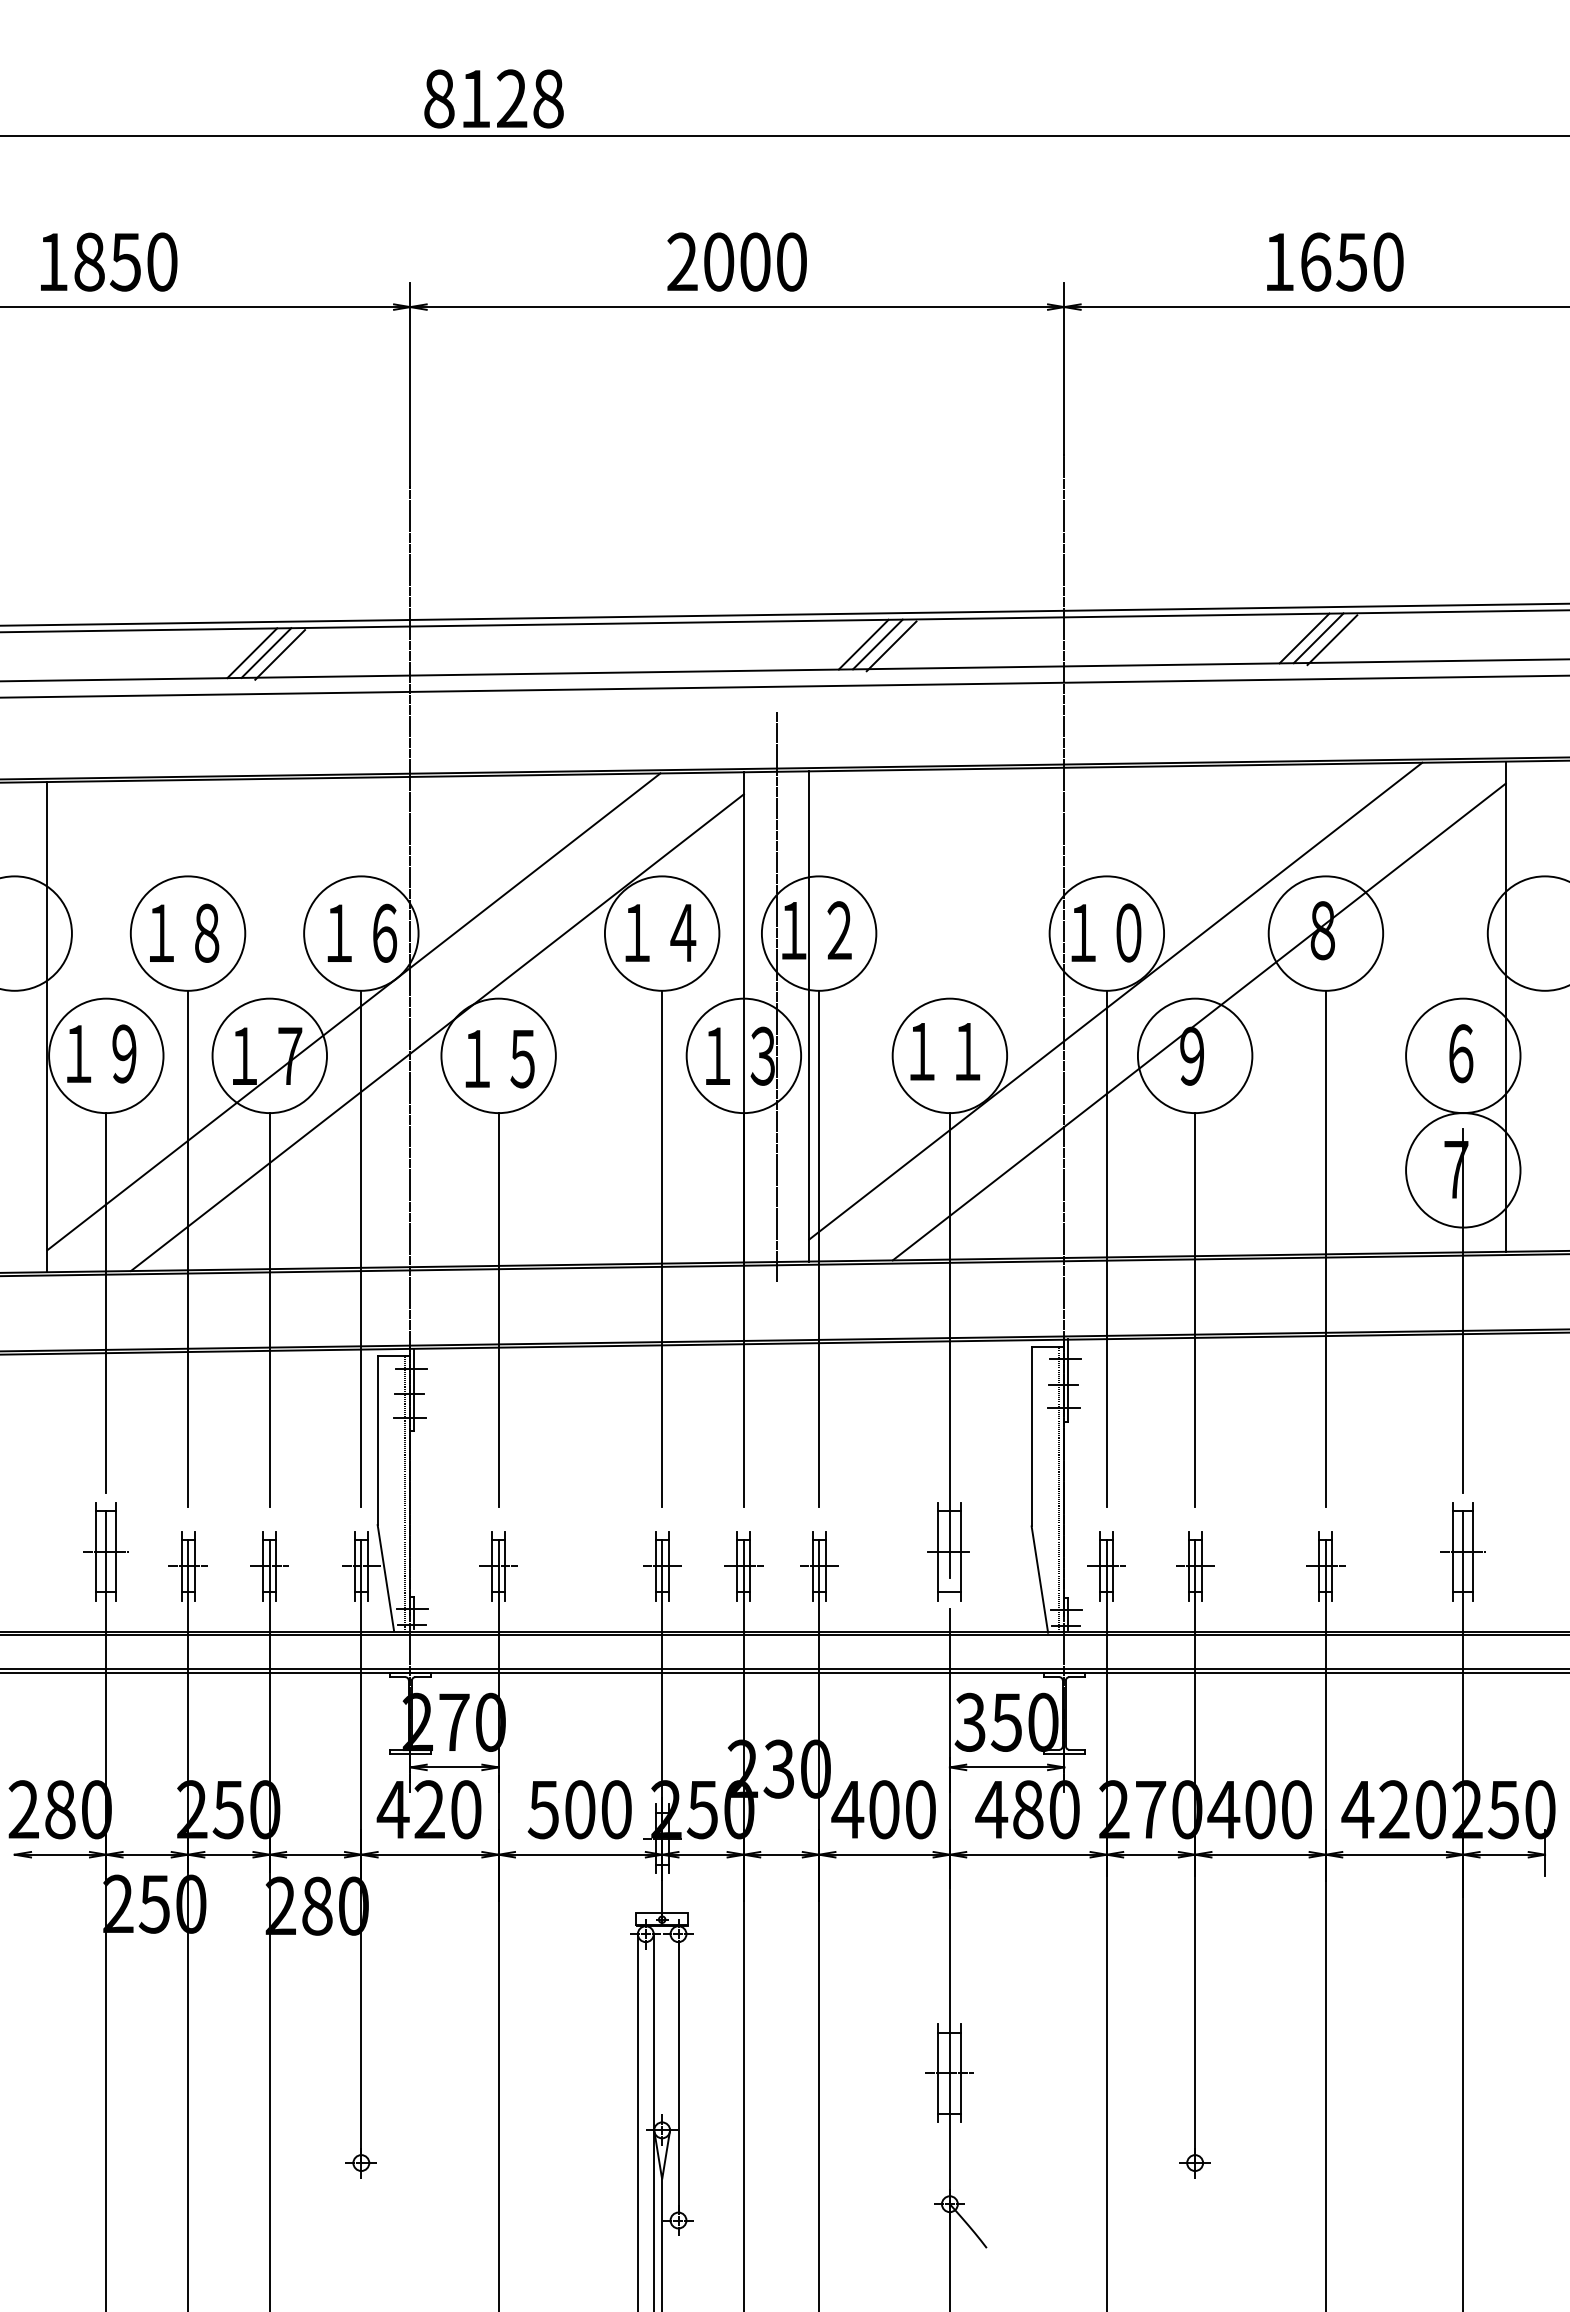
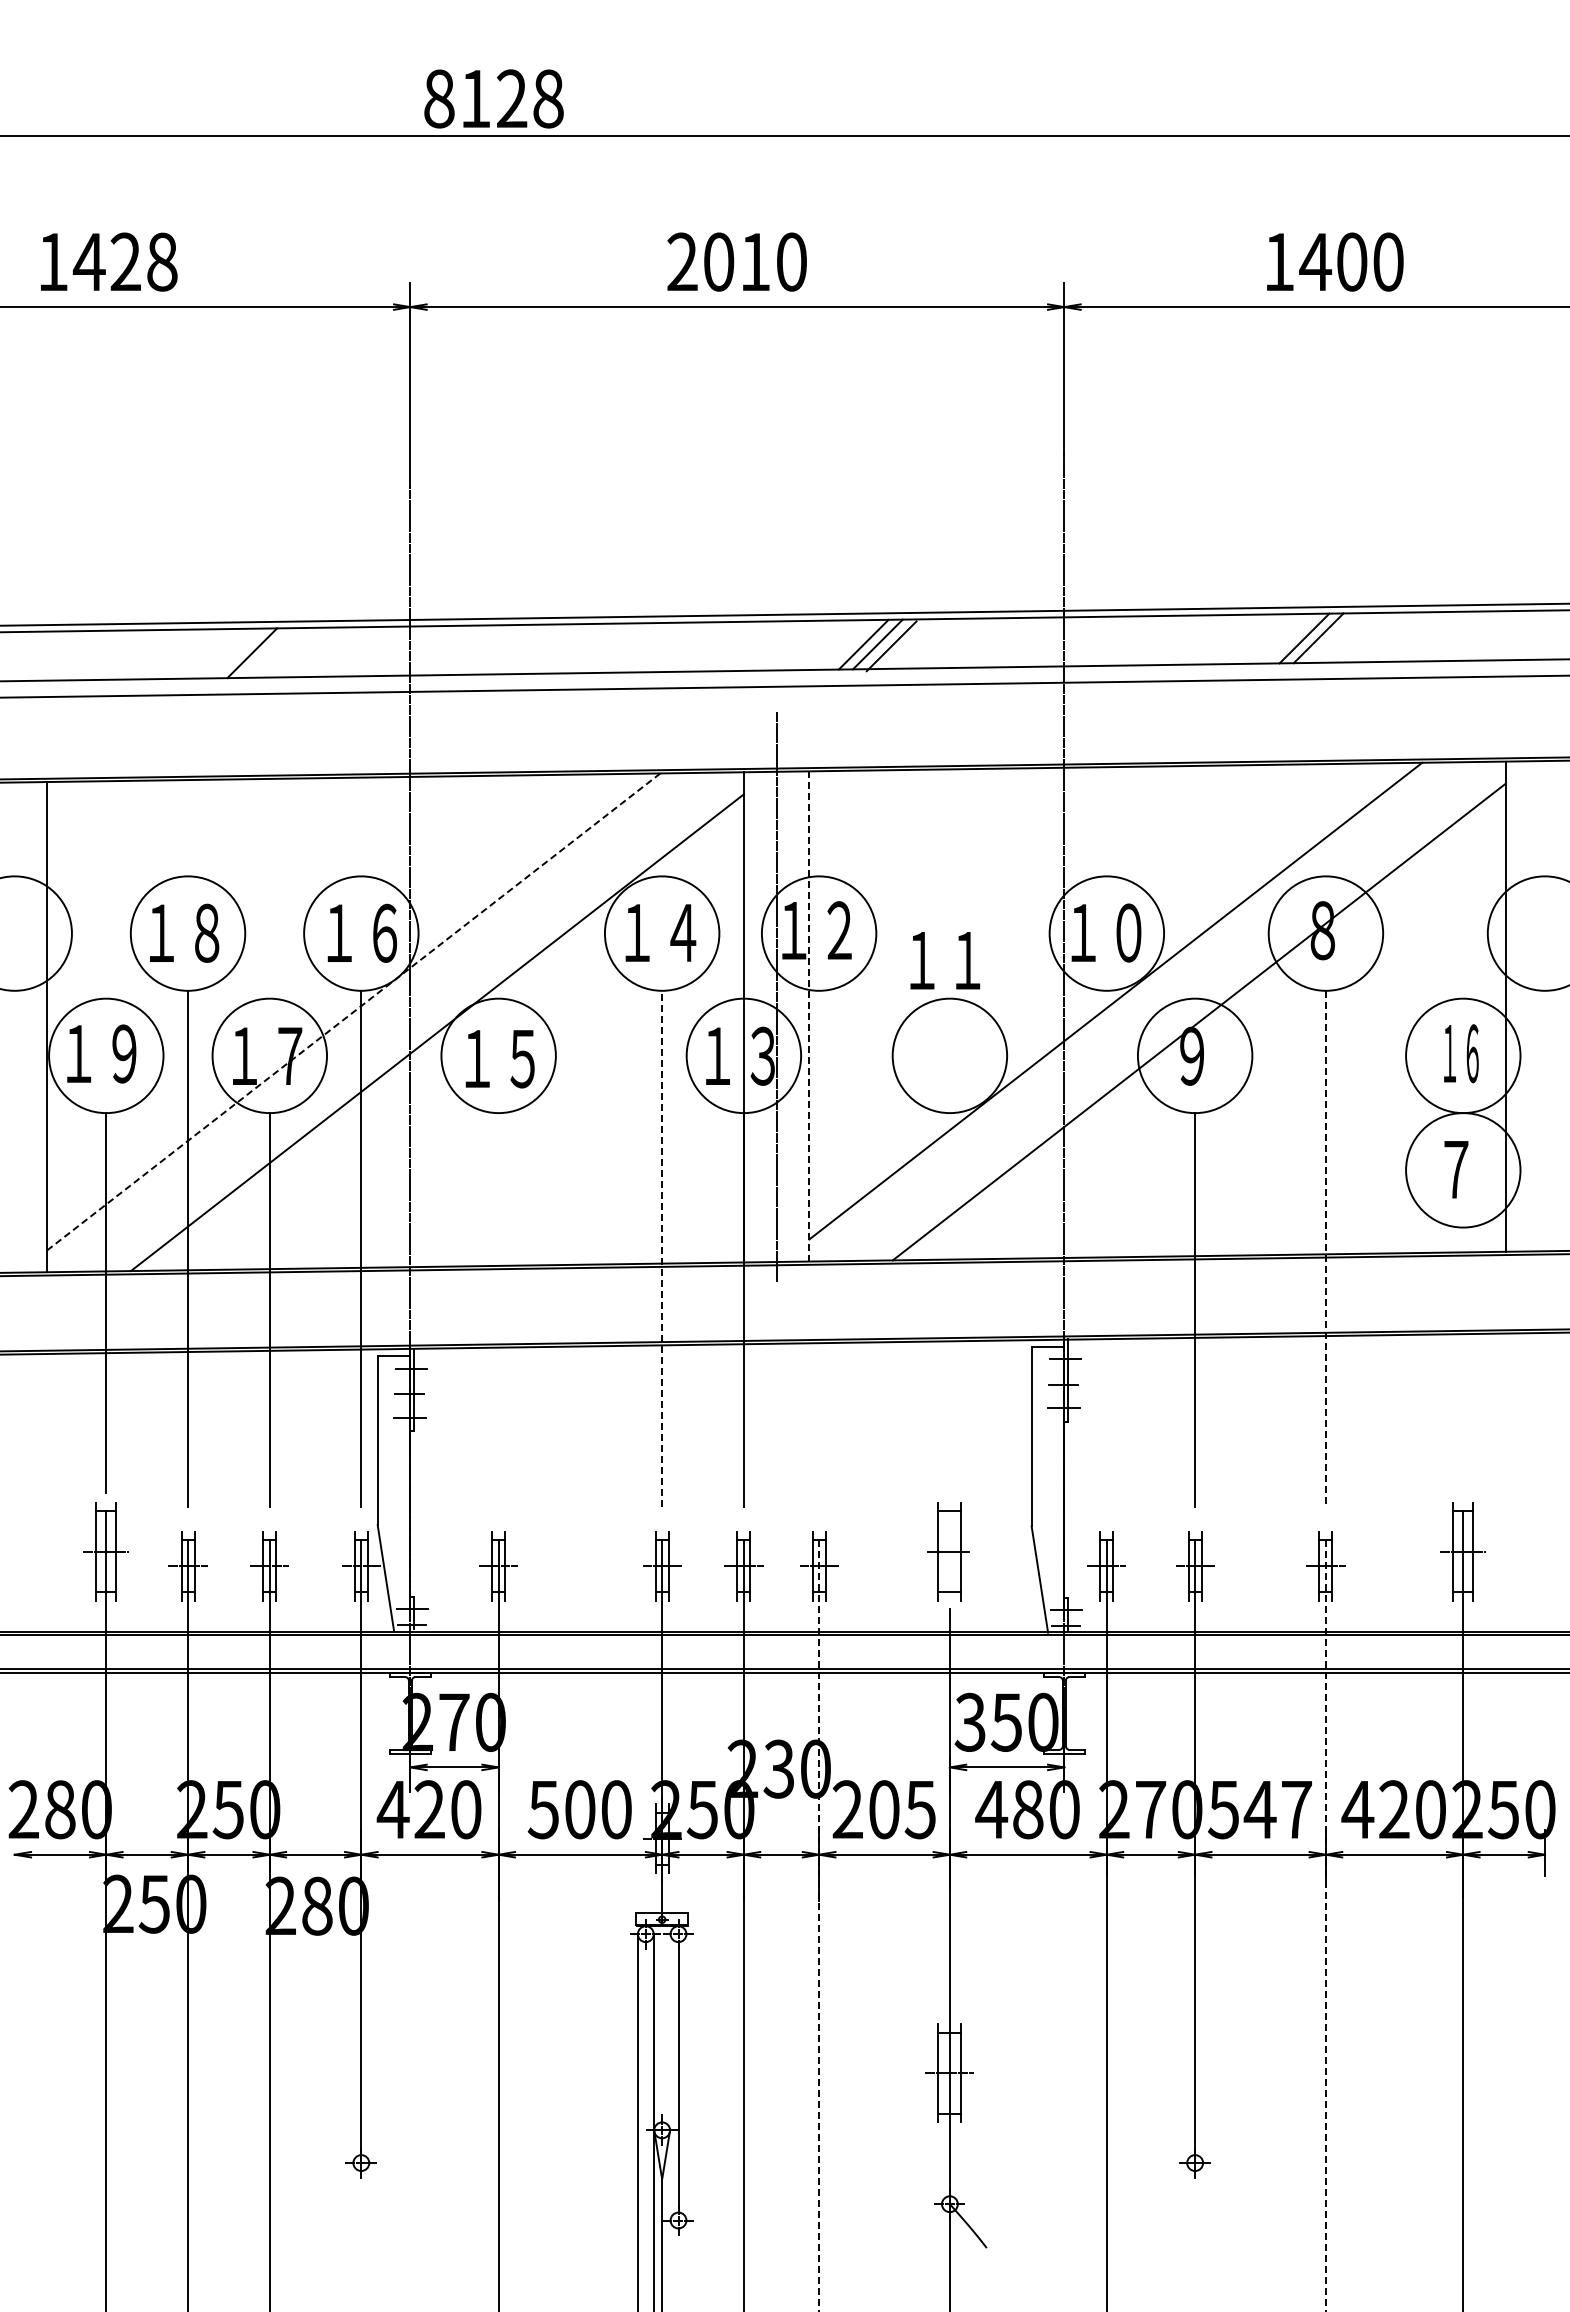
text: 1850 -> 1428 (124, 261)
text: 2000 -> 2010 (755, 261)
text: 1650 -> 1400 (1333, 261)
line: present -> none (1332, 640)
line: present -> none (266, 652)
line: present -> none (280, 654)
line: solid -> dashed (353, 1012)
line: solid -> dashed (809, 1016)
text position: (945, 1051) -> (945, 960) (945, 960)
text: ６ -> １６ (1461, 1053)
line: solid -> dashed (662, 1248)
line: present -> none (819, 1248)
line: present -> none (1106, 1248)
line: solid -> dashed (1325, 1249)
line: present -> none (498, 1310)
line: present -> none (1463, 1310)
line: present -> none (949, 1345)
line: present -> none (1059, 1489)
line: present -> none (405, 1492)
text: 400 -> 205 (883, 1809)
text: 400 -> 547 (1259, 1809)
line: solid -> dashed (819, 1926)
line: solid -> dashed (1325, 1926)
